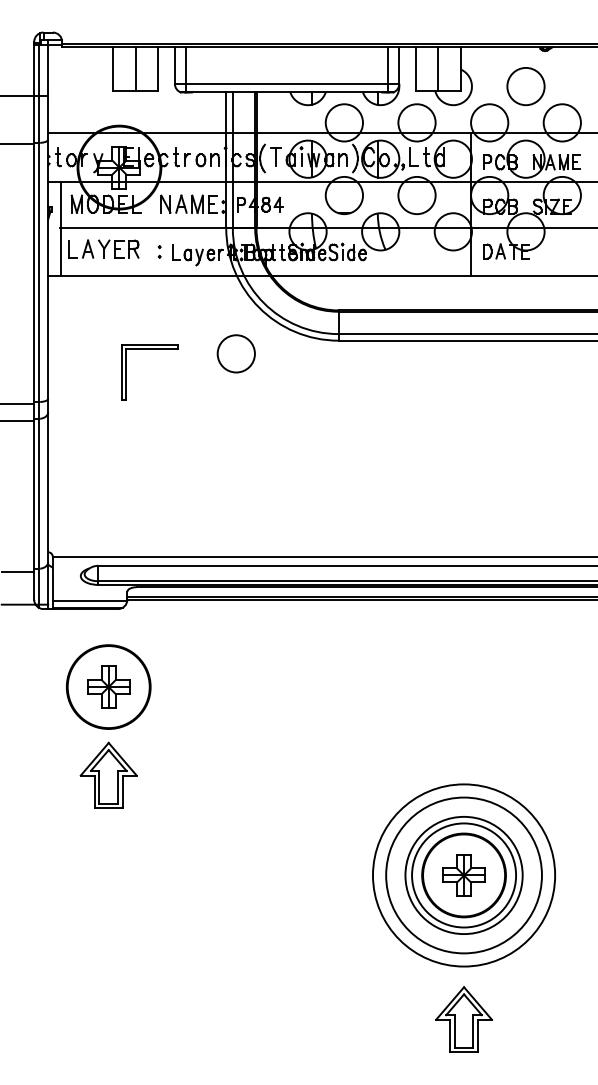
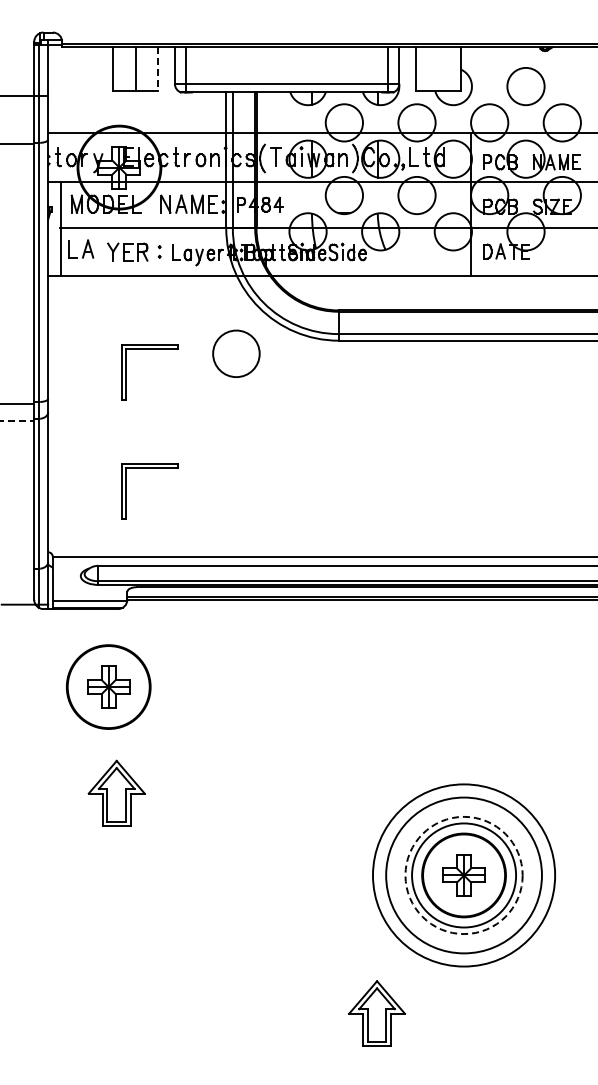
line: solid -> dashed (158, 69)
line: present -> none (438, 69)
part position: (118, 248) -> (127, 251) (127, 251)
circle size: 40x40 px -> 49x49 px (236, 353)
line: solid -> dashed (17, 421)
part: none -> present (149, 468)
line: present -> none (18, 571)
part position: (108, 774) -> (116, 792) (116, 792)
circle: solid -> dashed (463, 875)
part position: (463, 1019) -> (376, 1013) (376, 1013)
